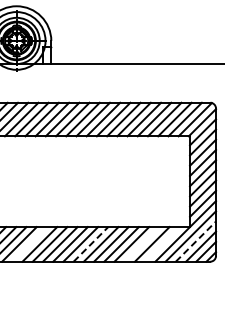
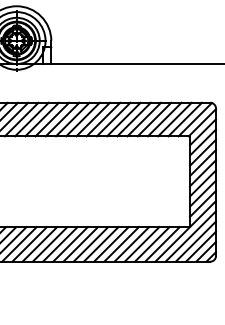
line: dashed -> solid (196, 241)
line: none -> present (29, 244)
line: dashed -> solid (90, 244)
line: none -> present (141, 244)
line: none -> present (162, 244)
